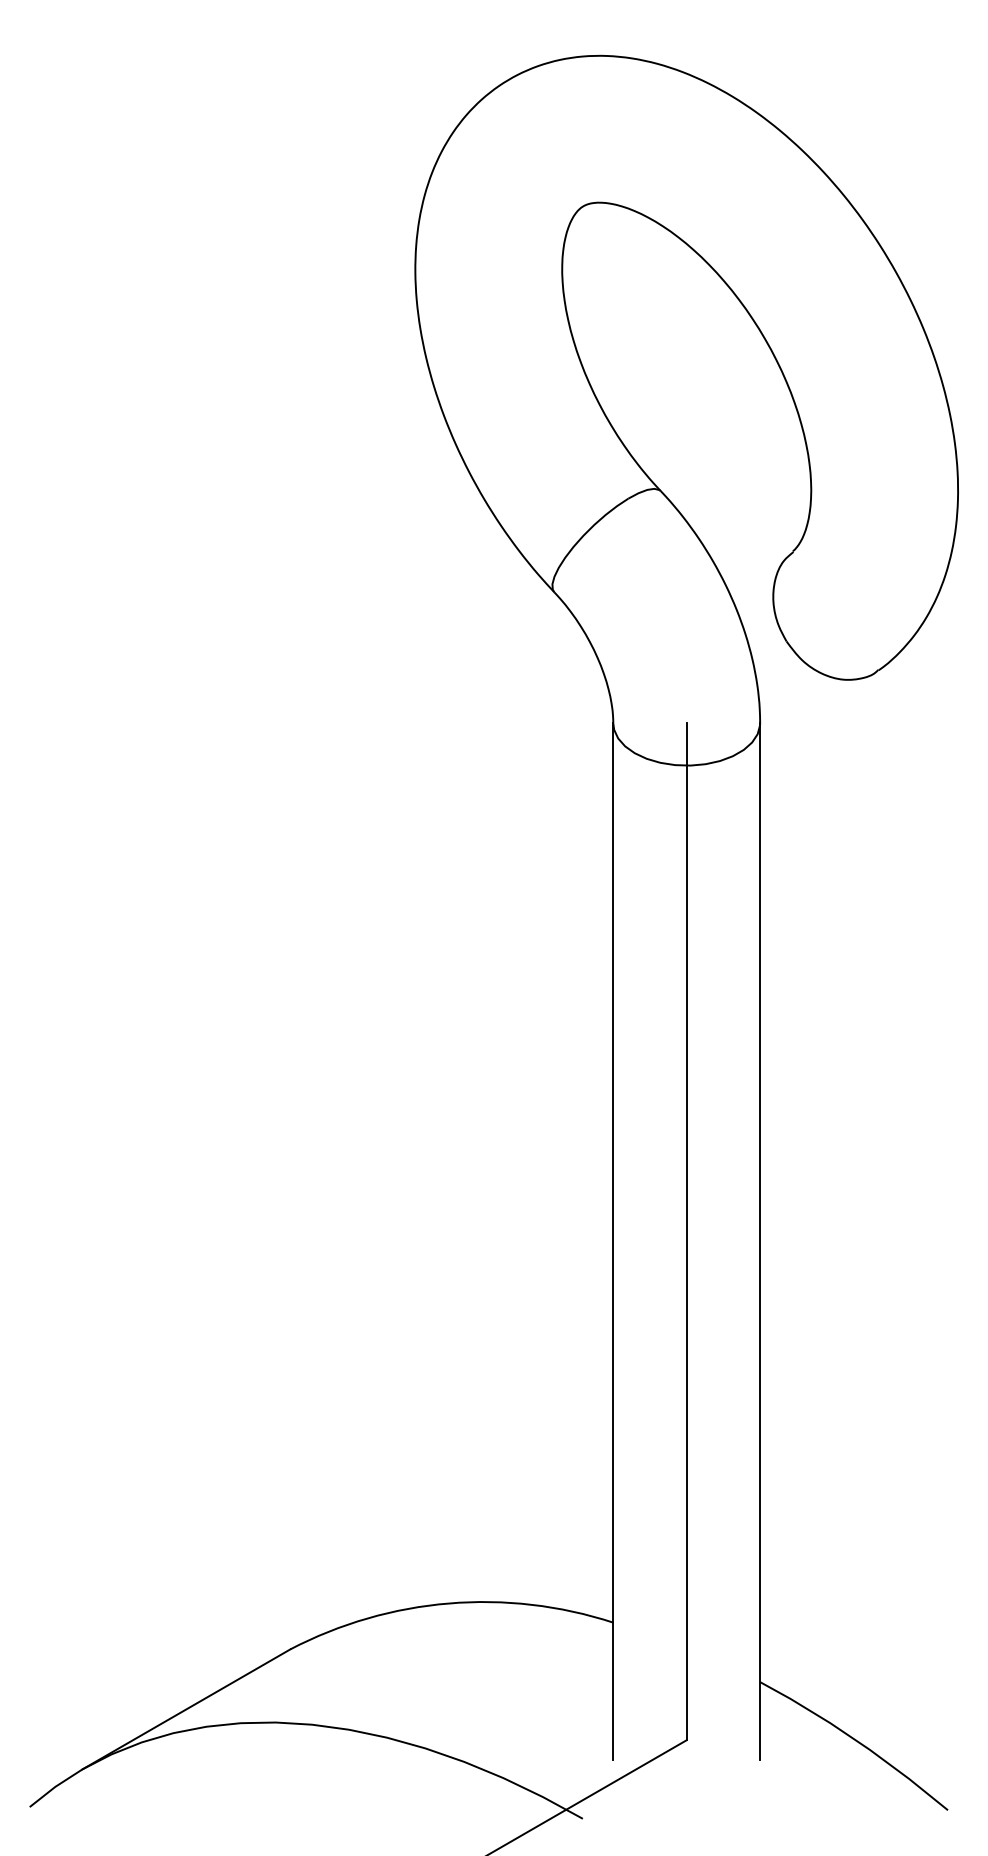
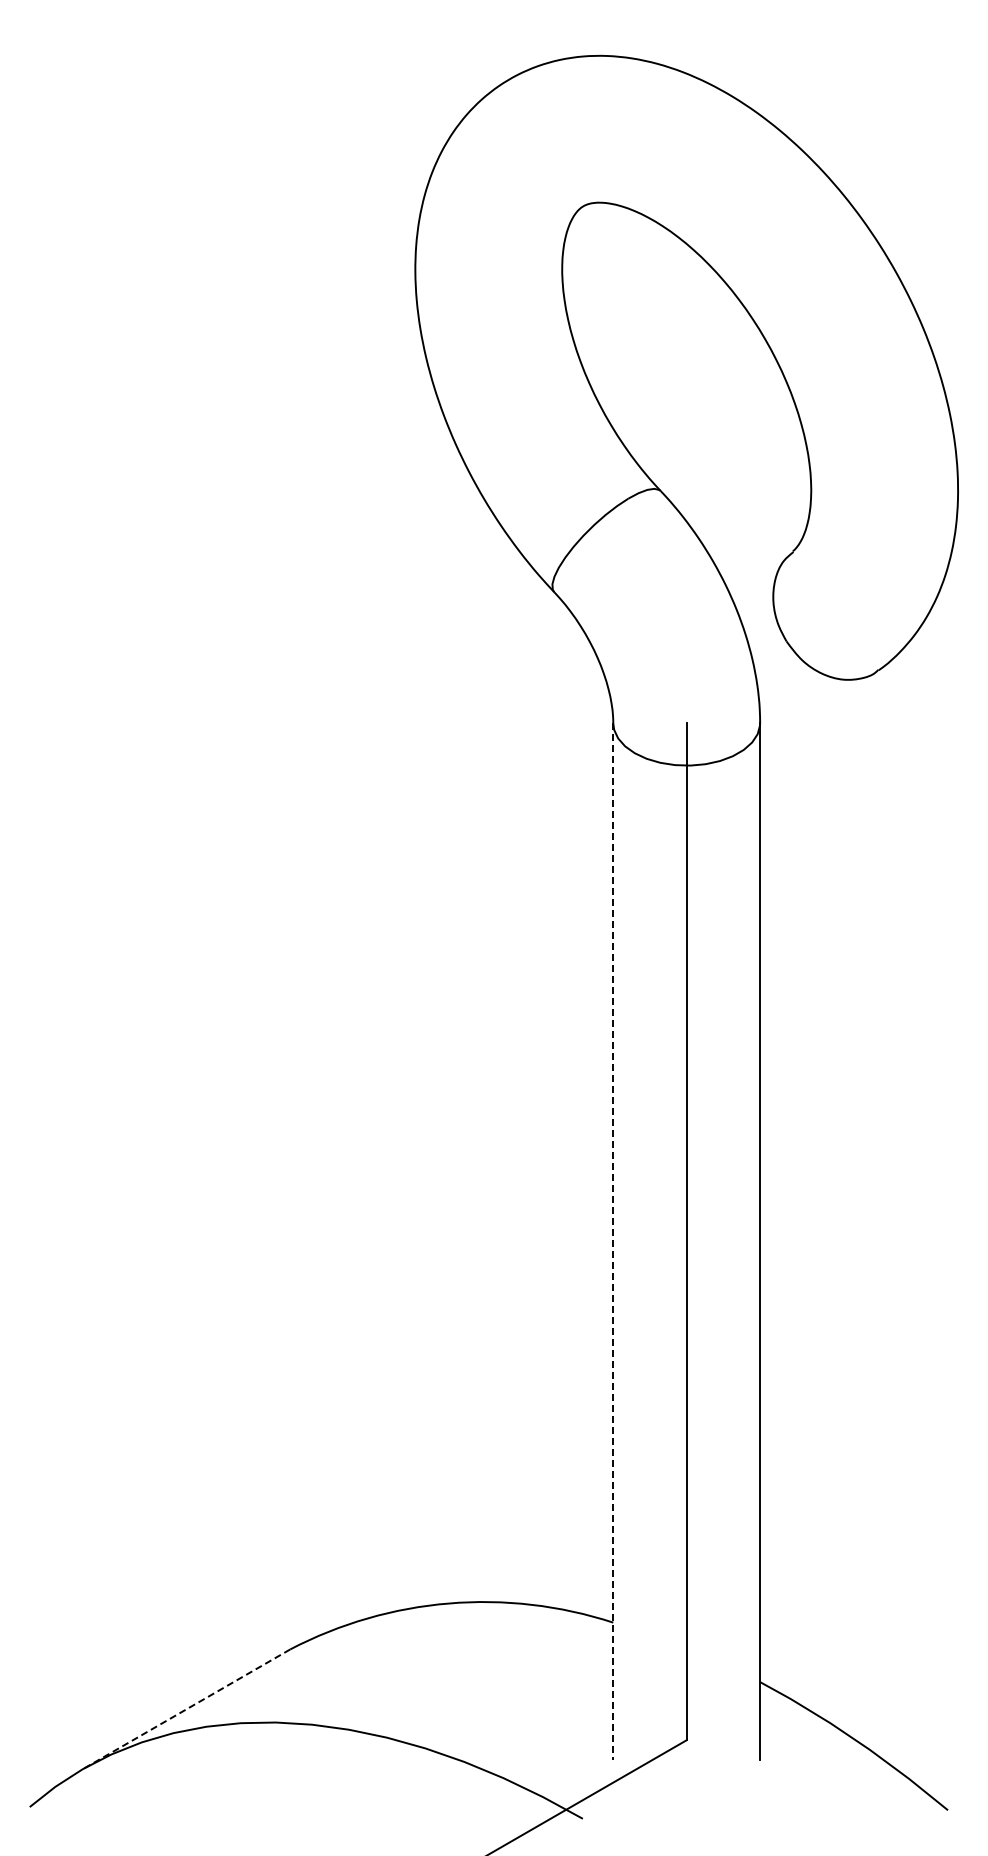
line: solid -> dashed (613, 1242)
line: solid -> dashed (186, 1709)
